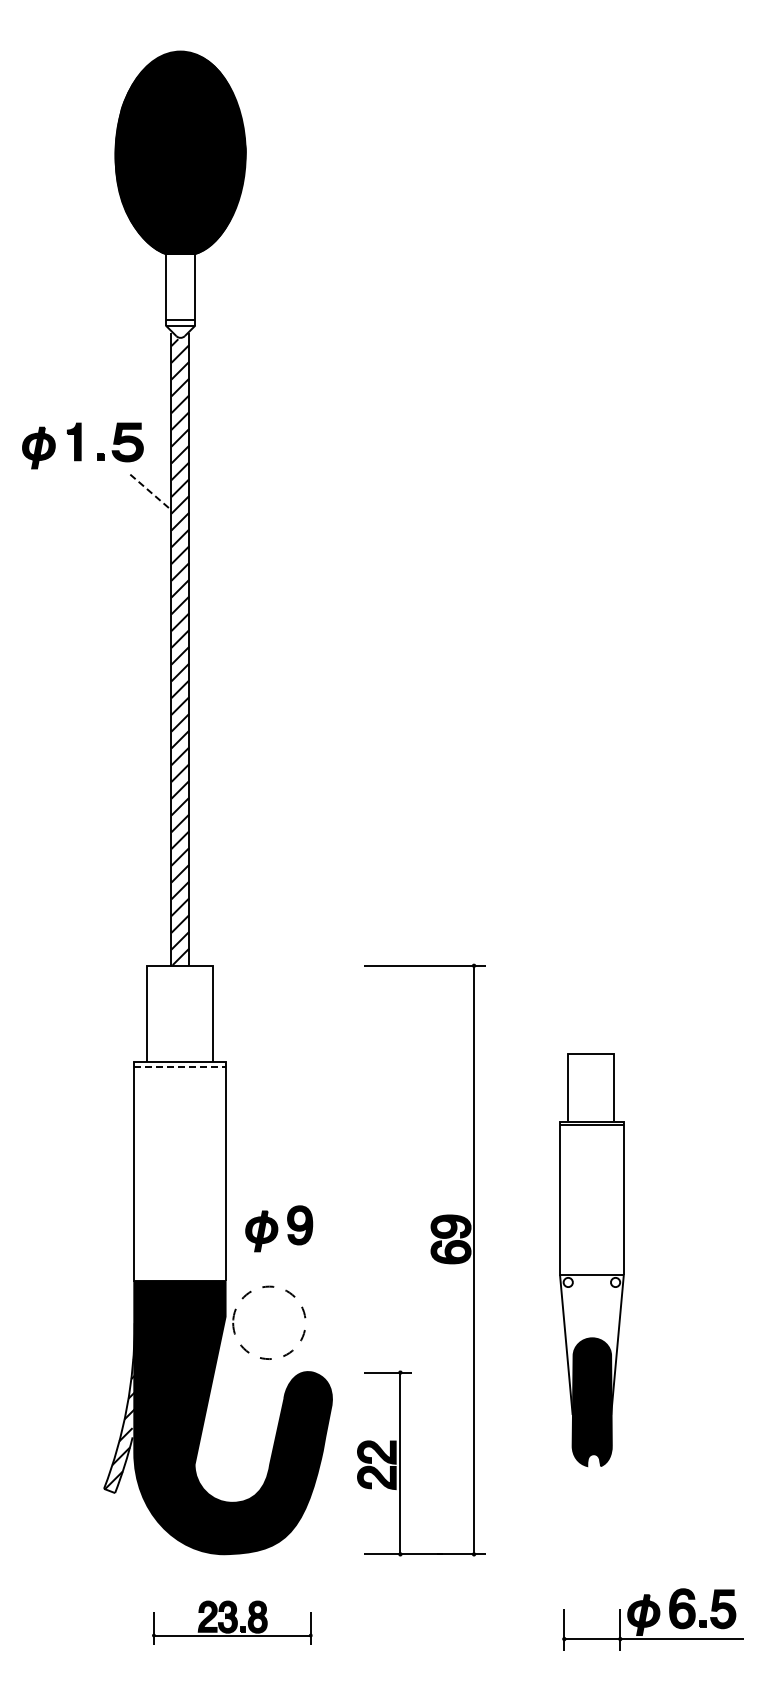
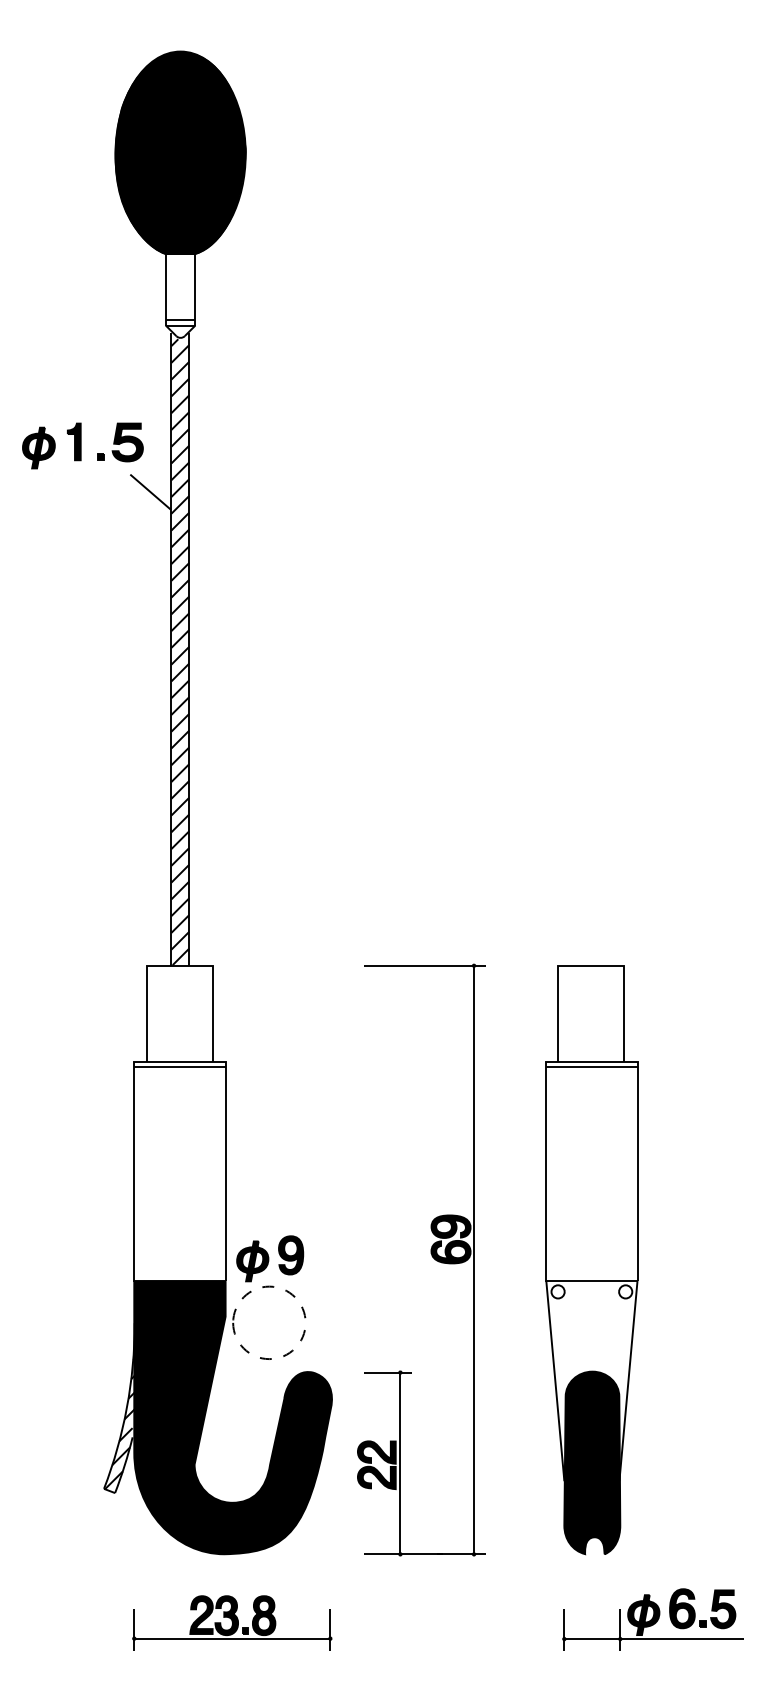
line: dashed -> solid (150, 492)
line: dashed -> solid (179, 1067)
part position: (279, 1228) -> (270, 1258) (270, 1258)
part size: 66x414 px -> 94x591 px (591, 1260)
part size: 161x45 px -> 201x56 px (232, 1622)
